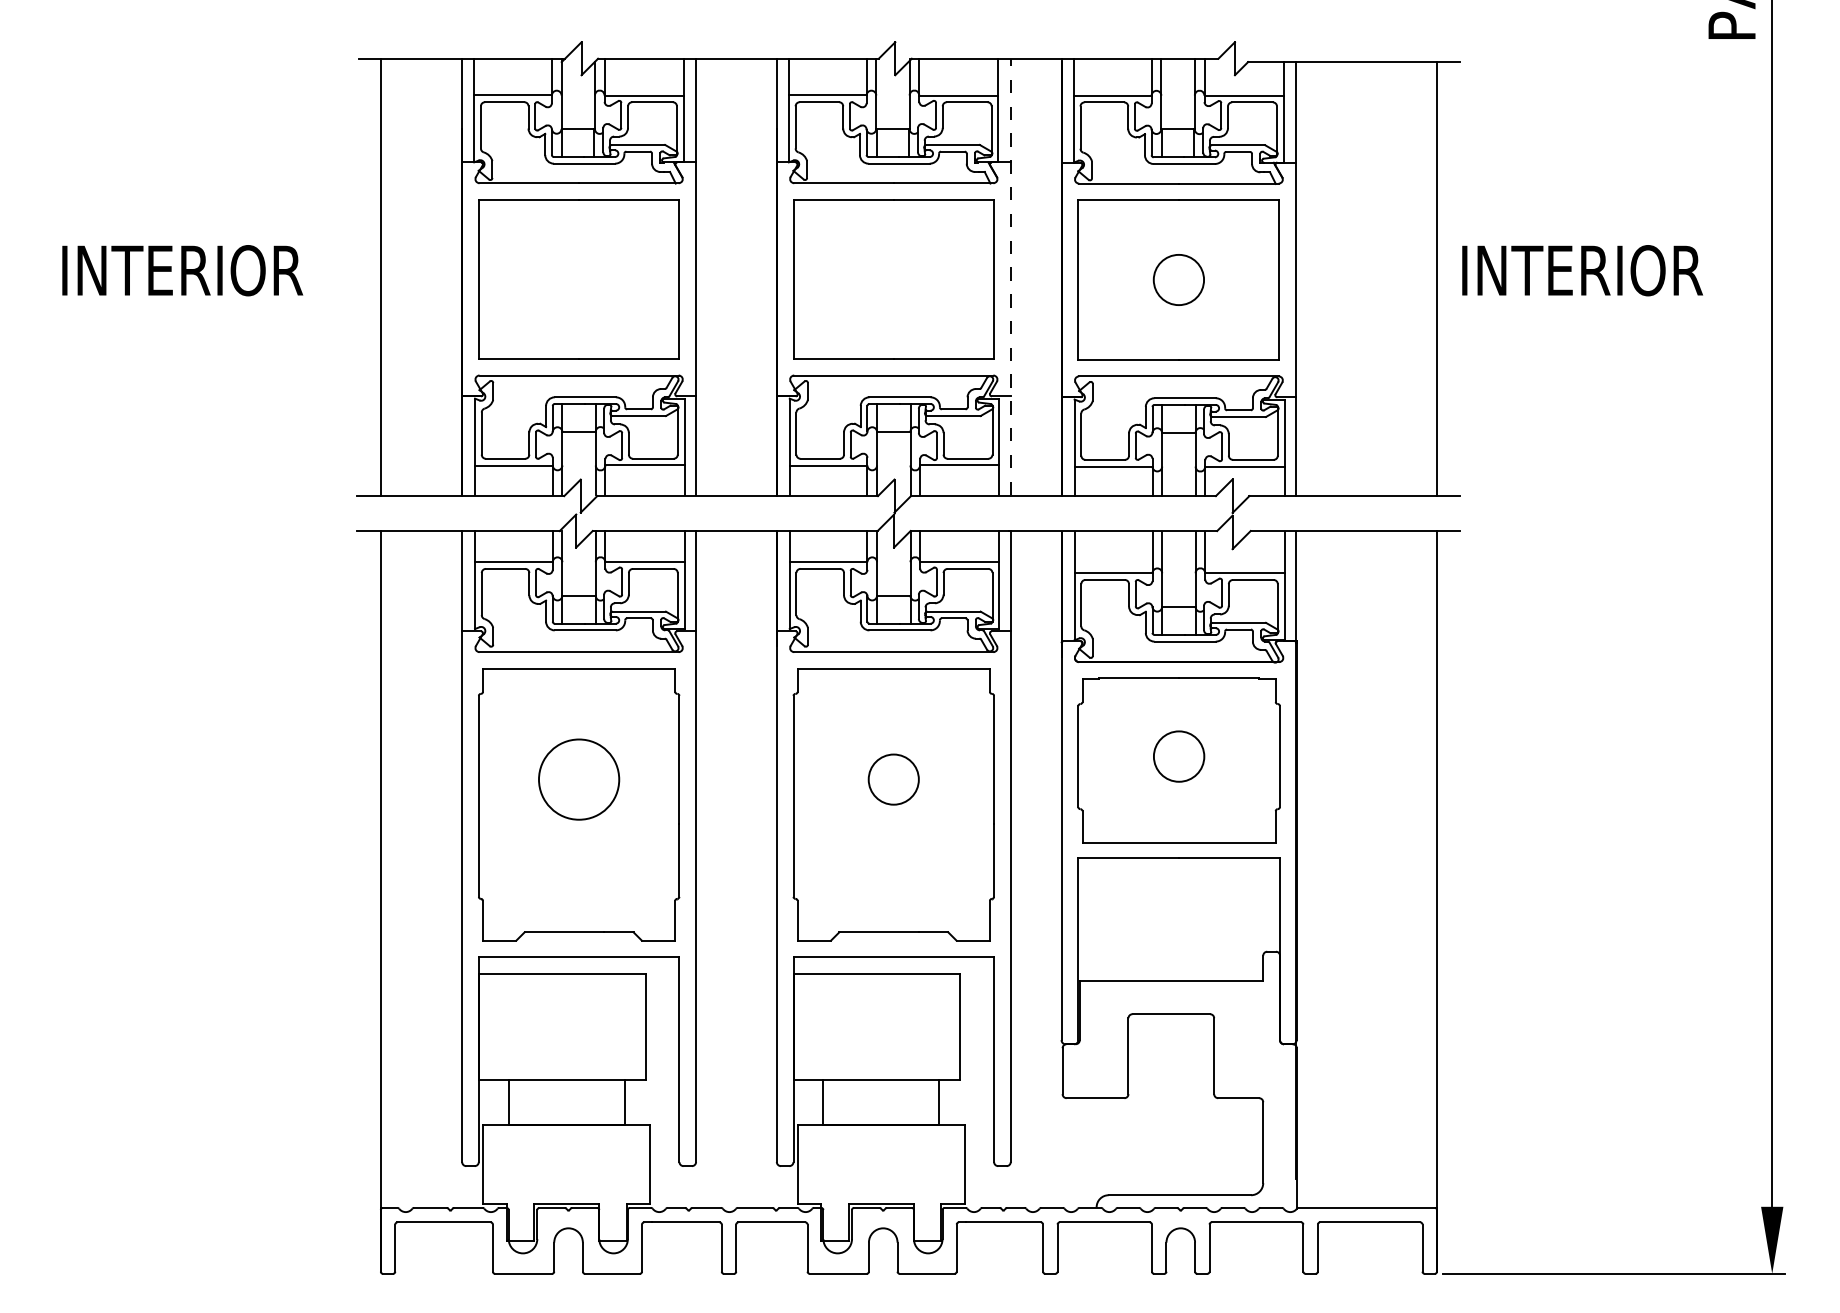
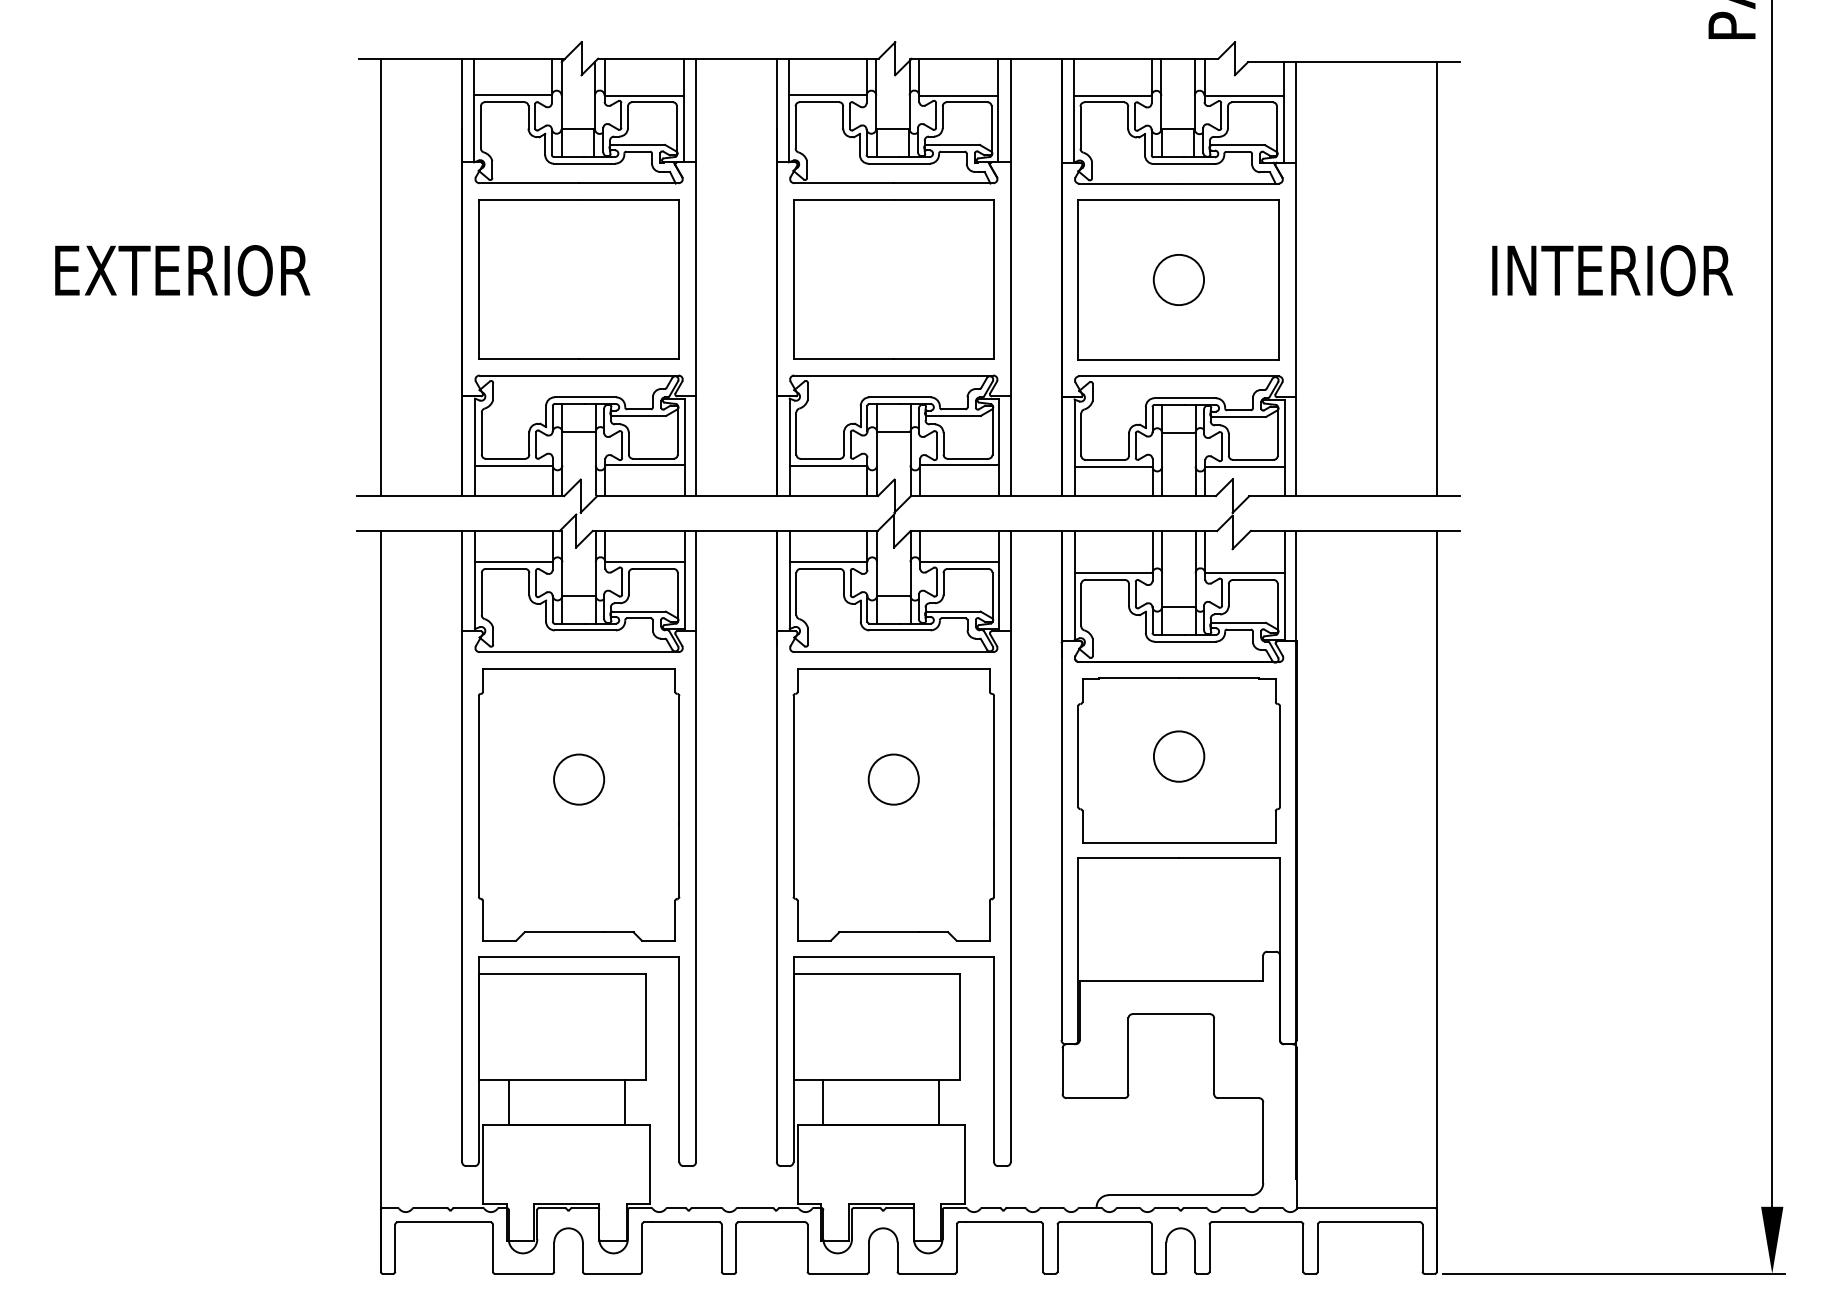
text: INTERIOR -> EXTERIOR (182, 270)
text position: (1582, 270) -> (1612, 270) (1612, 270)
line: dashed -> solid (1010, 276)
circle diameter: 80 px -> 50 px (579, 779)
